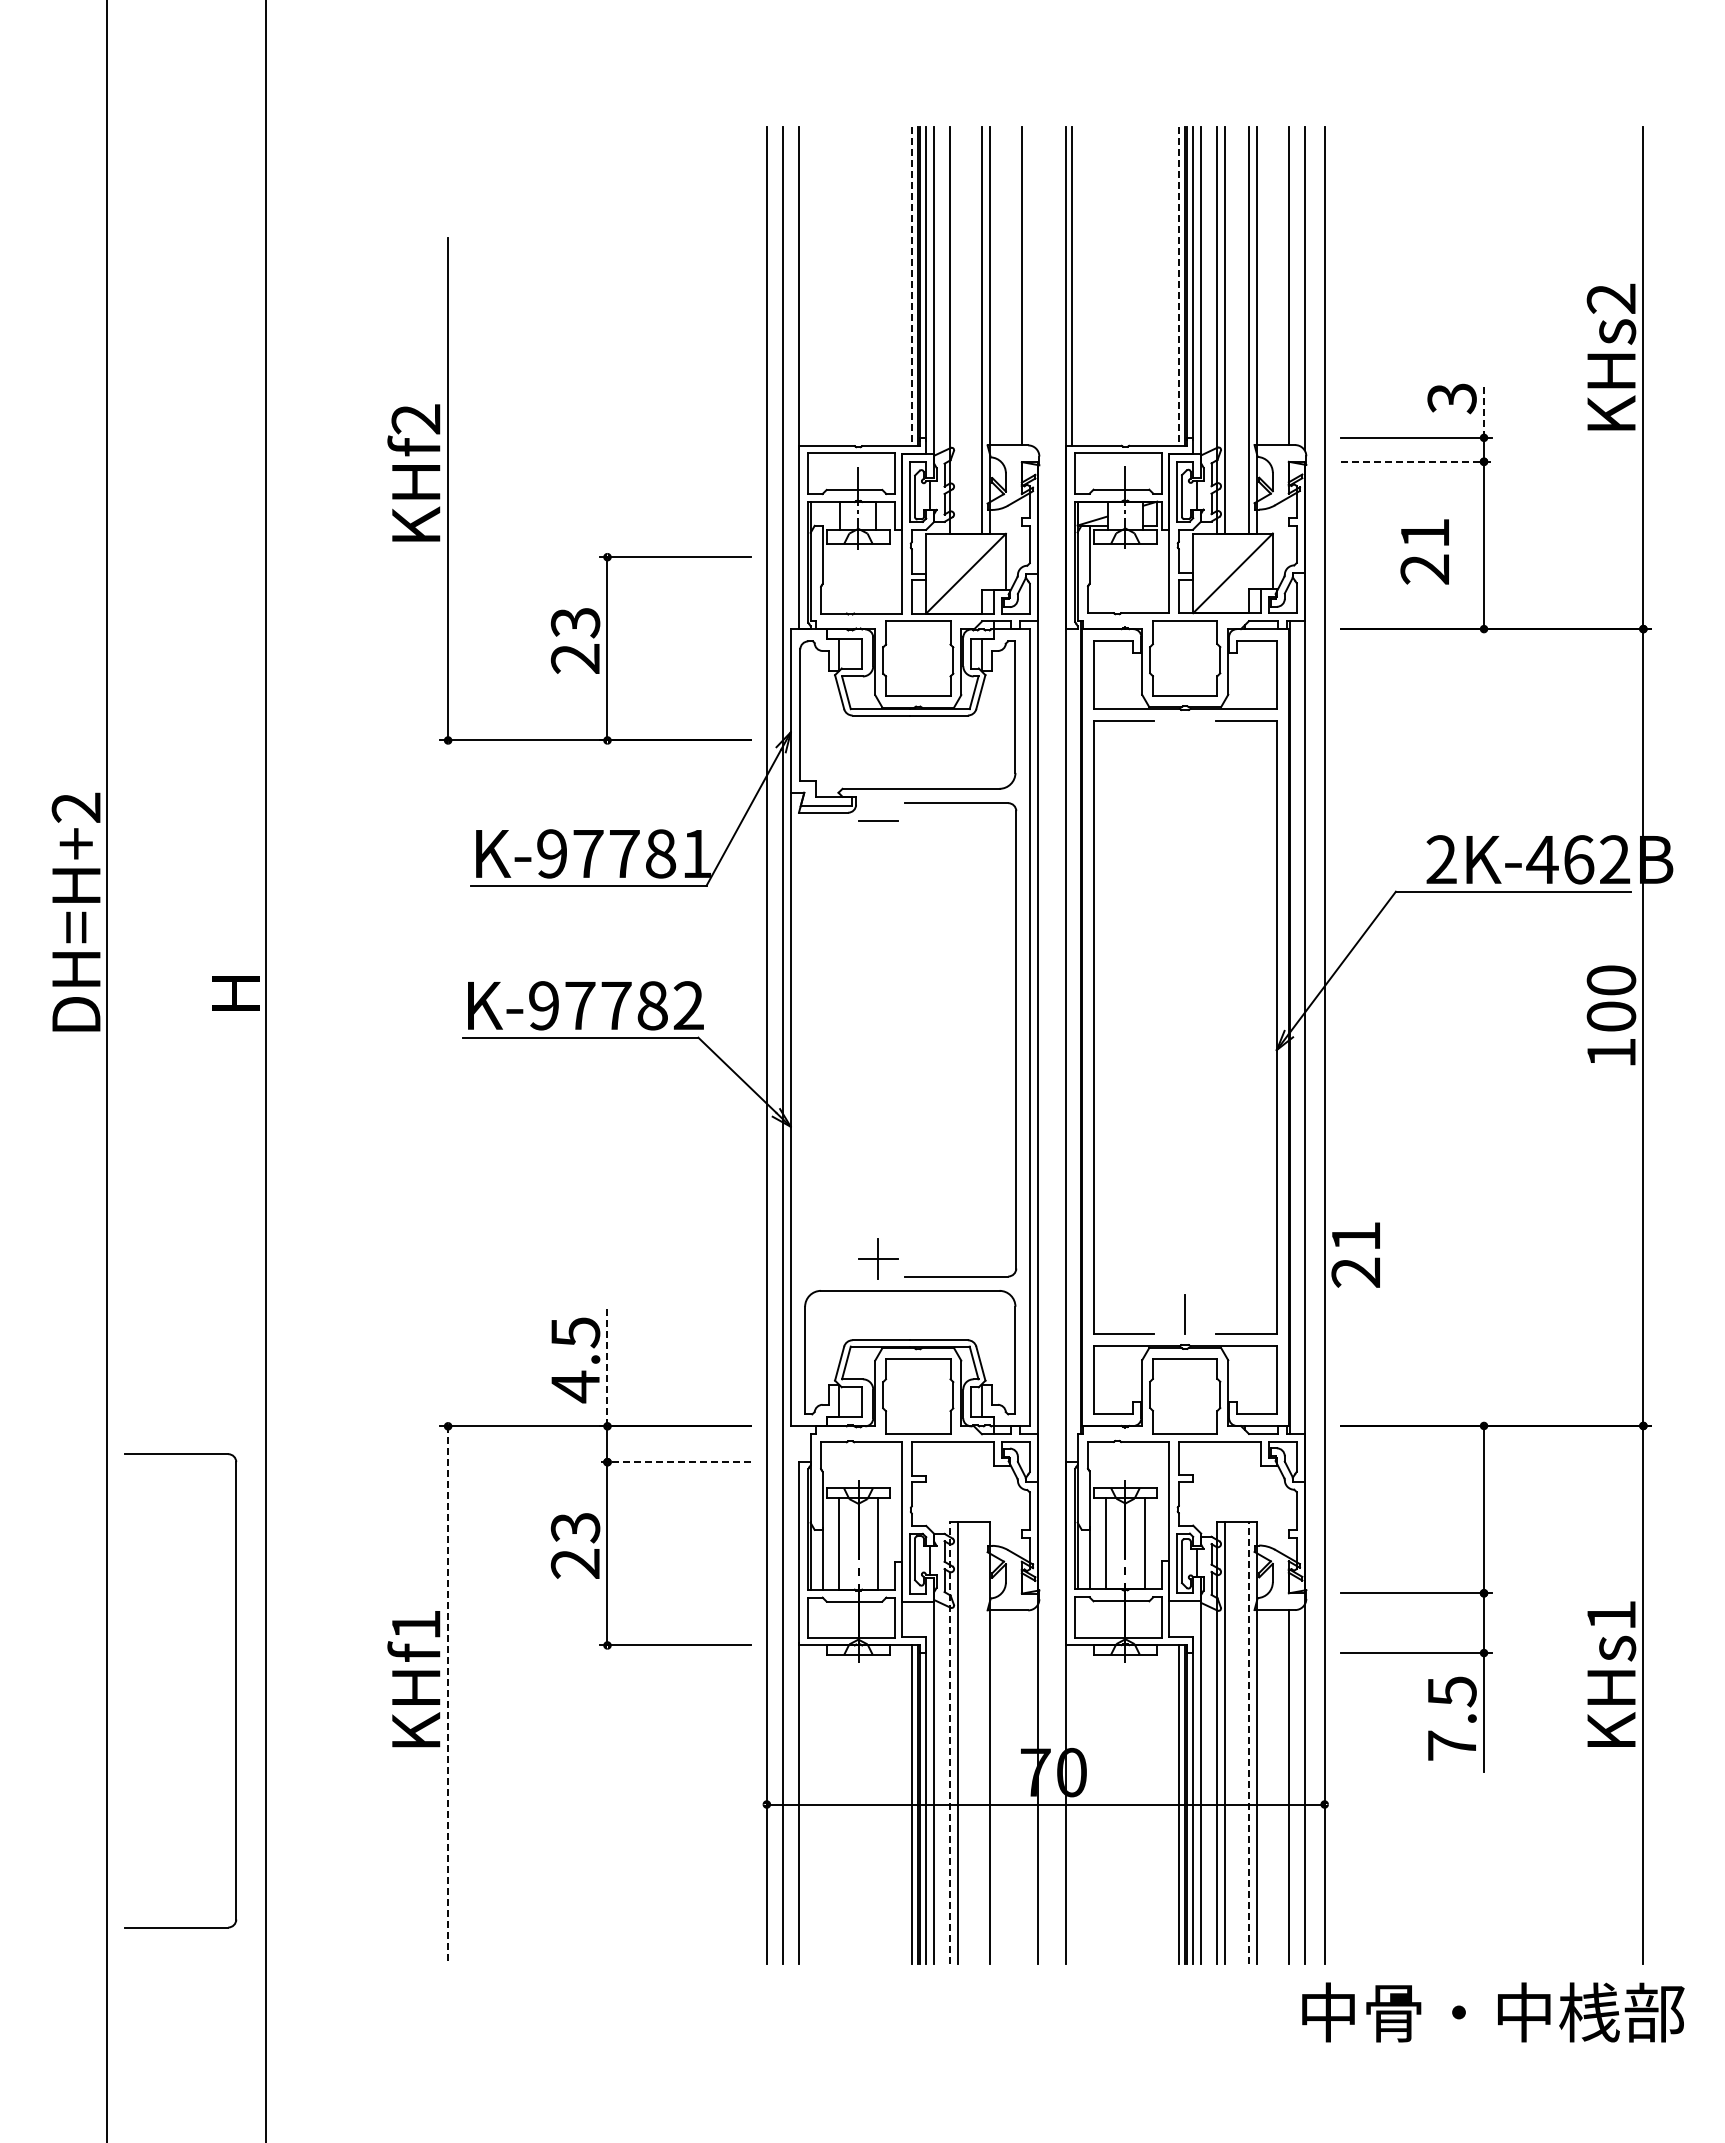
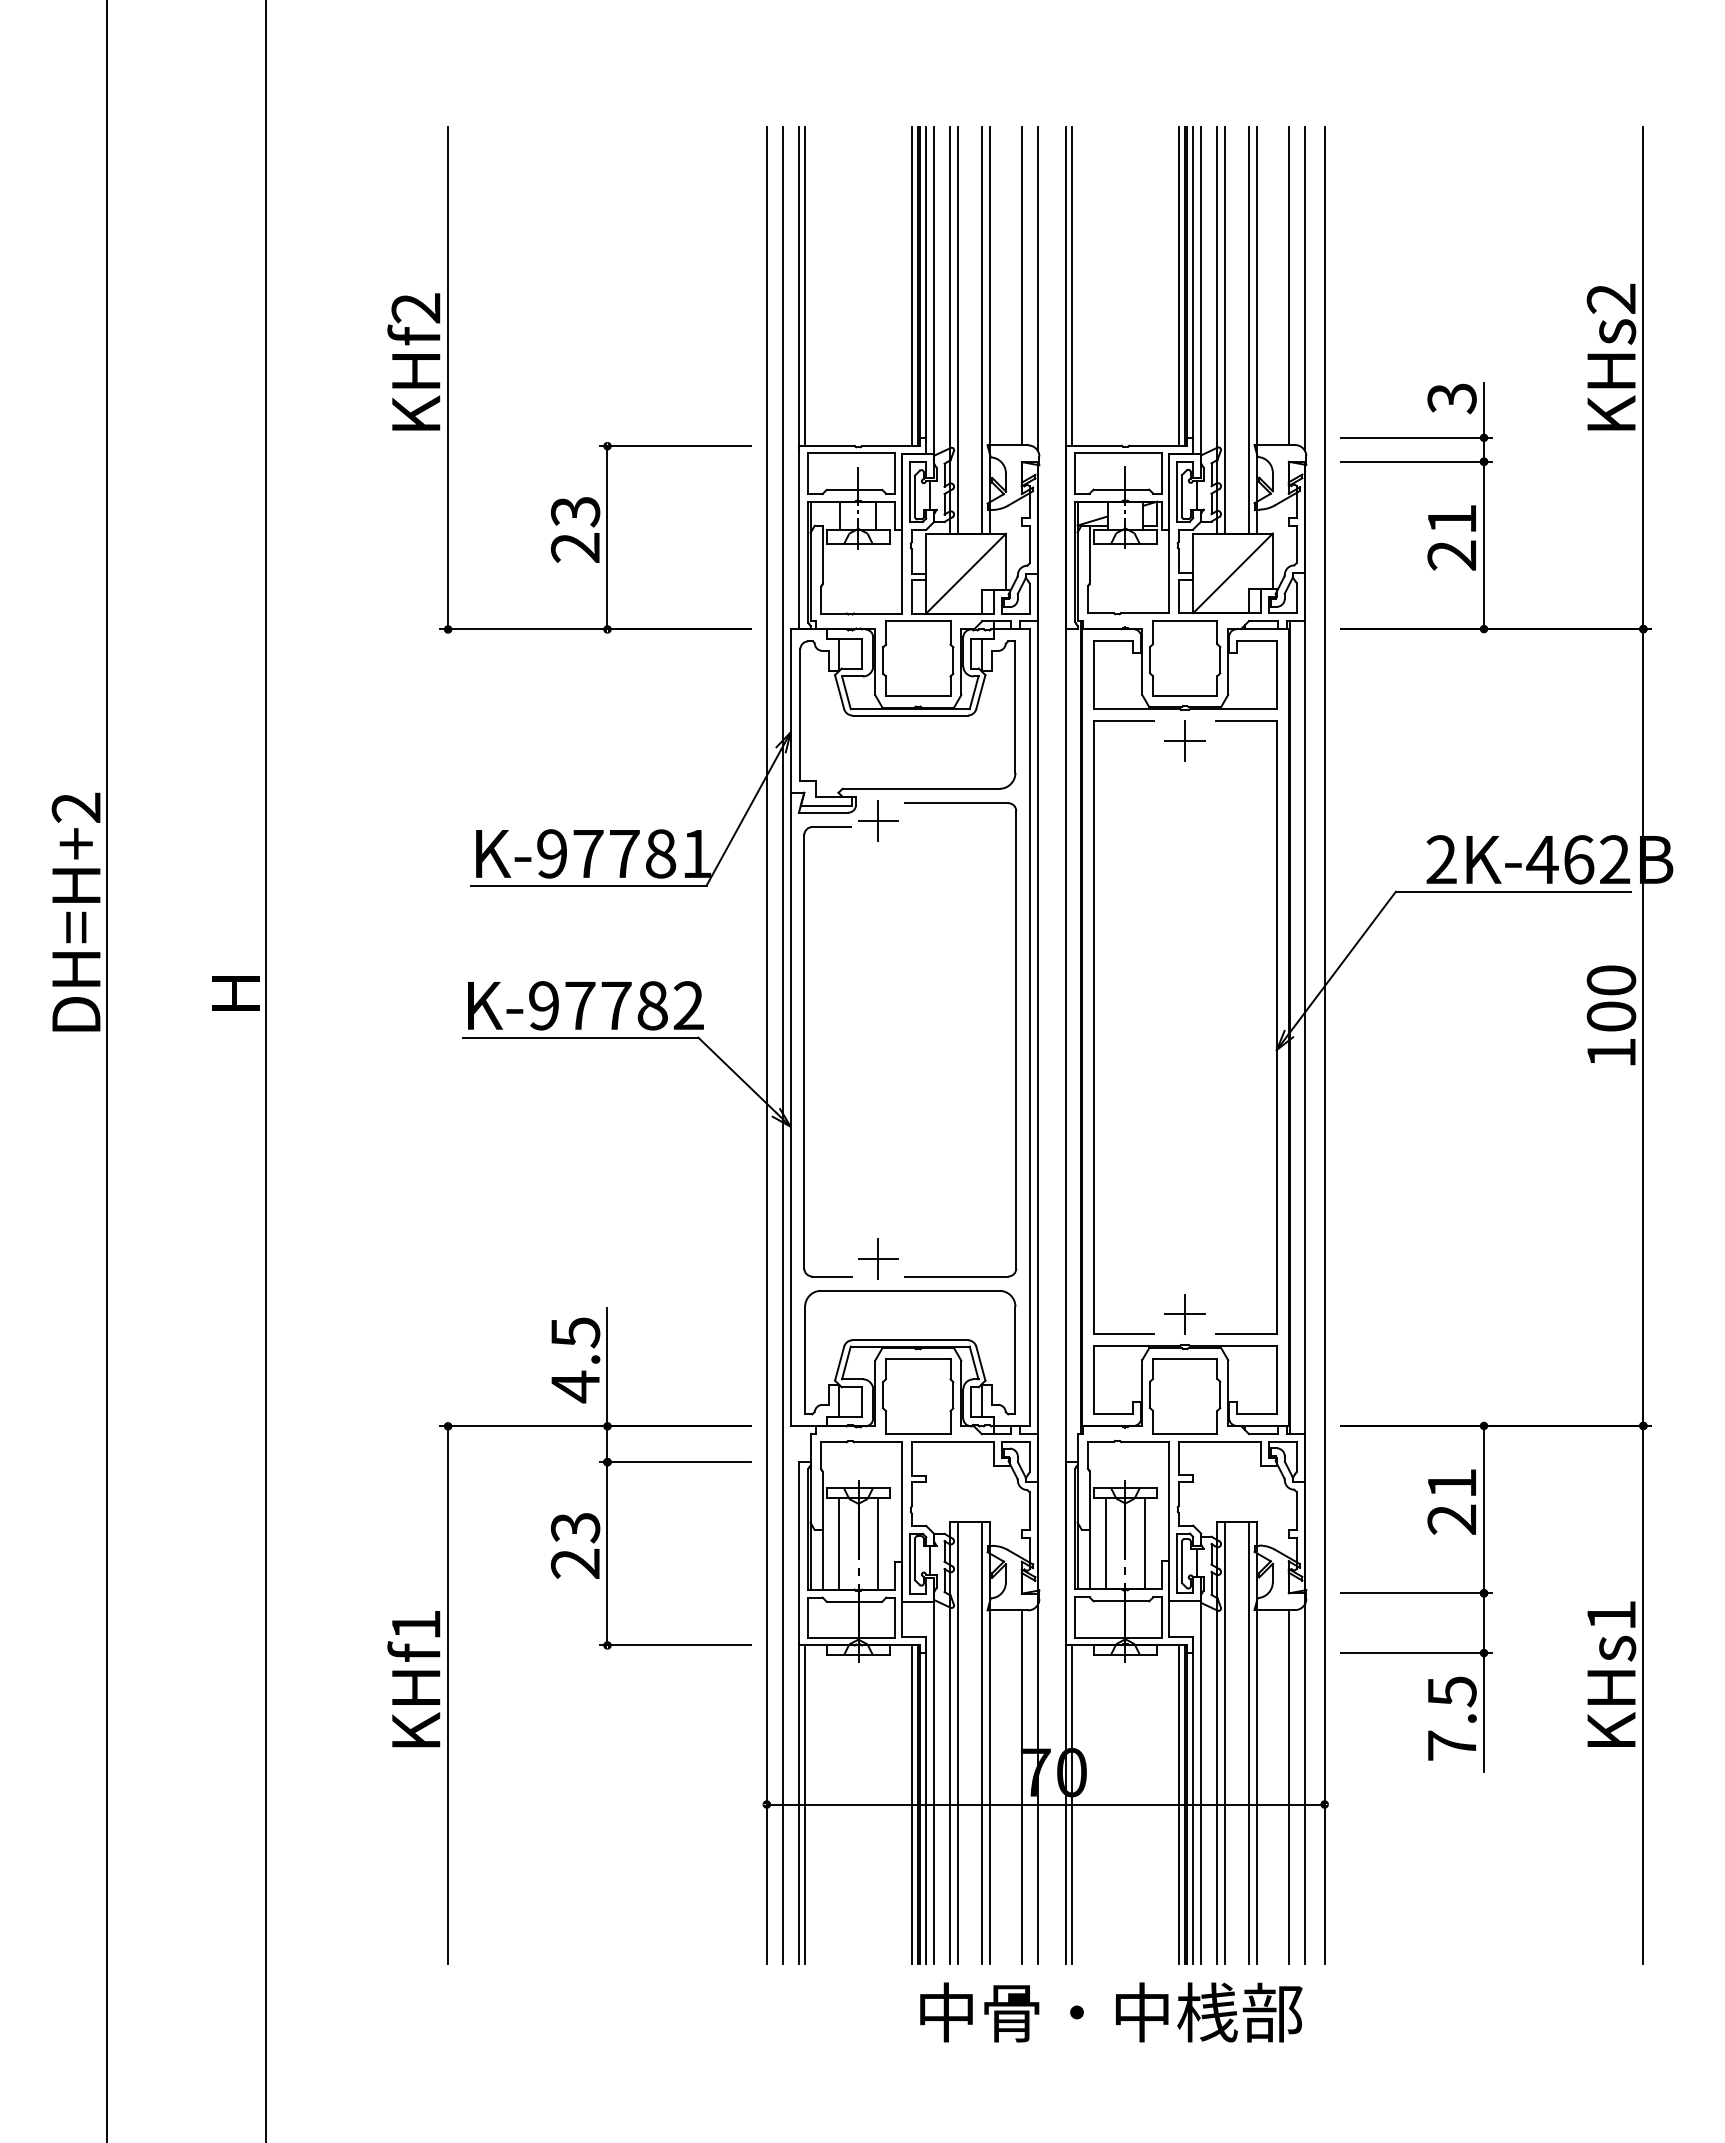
line: none -> present (805, 286)
line: dashed -> solid (911, 287)
line: dashed -> solid (1178, 287)
line: none -> present (1037, 288)
line: none -> present (958, 330)
line: dashed -> solid (1484, 409)
line: dashed -> solid (1416, 461)
text position: (1424, 551) -> (1451, 537) (1451, 537)
part position: (599, 556) -> (599, 445) (599, 445)
part: none -> present (1184, 740)
line: none -> present (878, 820)
part: none -> present (804, 1051)
text position: (1355, 1254) -> (1451, 1501) (1451, 1501)
line: none -> present (1185, 1314)
line: dashed -> solid (607, 1366)
line: dashed -> solid (675, 1462)
part: present -> none (235, 1690)
line: dashed -> solid (448, 1695)
line: dashed -> solid (950, 1742)
line: none -> present (982, 1742)
line: dashed -> solid (1248, 1742)
line: none -> present (1021, 1786)
line: none -> present (805, 1804)
line: none -> present (1072, 1804)
text position: (1493, 2012) -> (1111, 2012) (1111, 2012)
